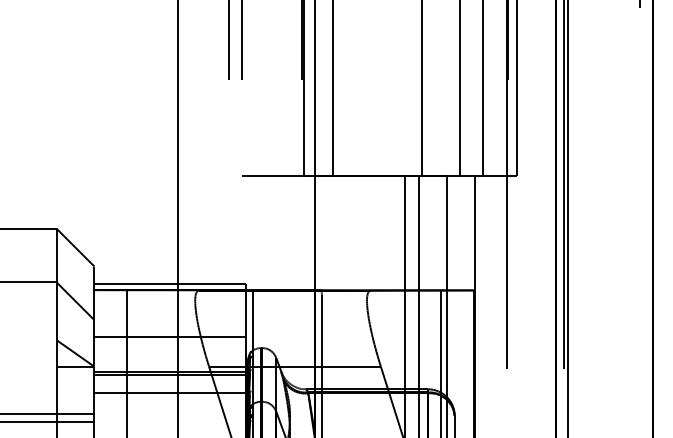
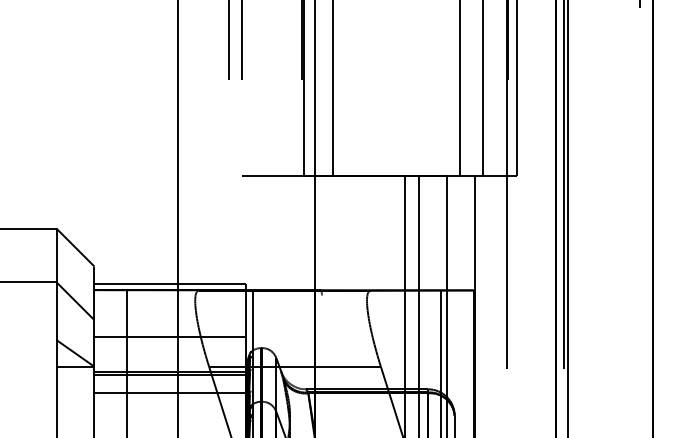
line: present -> none (422, 89)
line: present -> none (321, 364)
line: present -> none (48, 414)
line: present -> none (48, 422)
